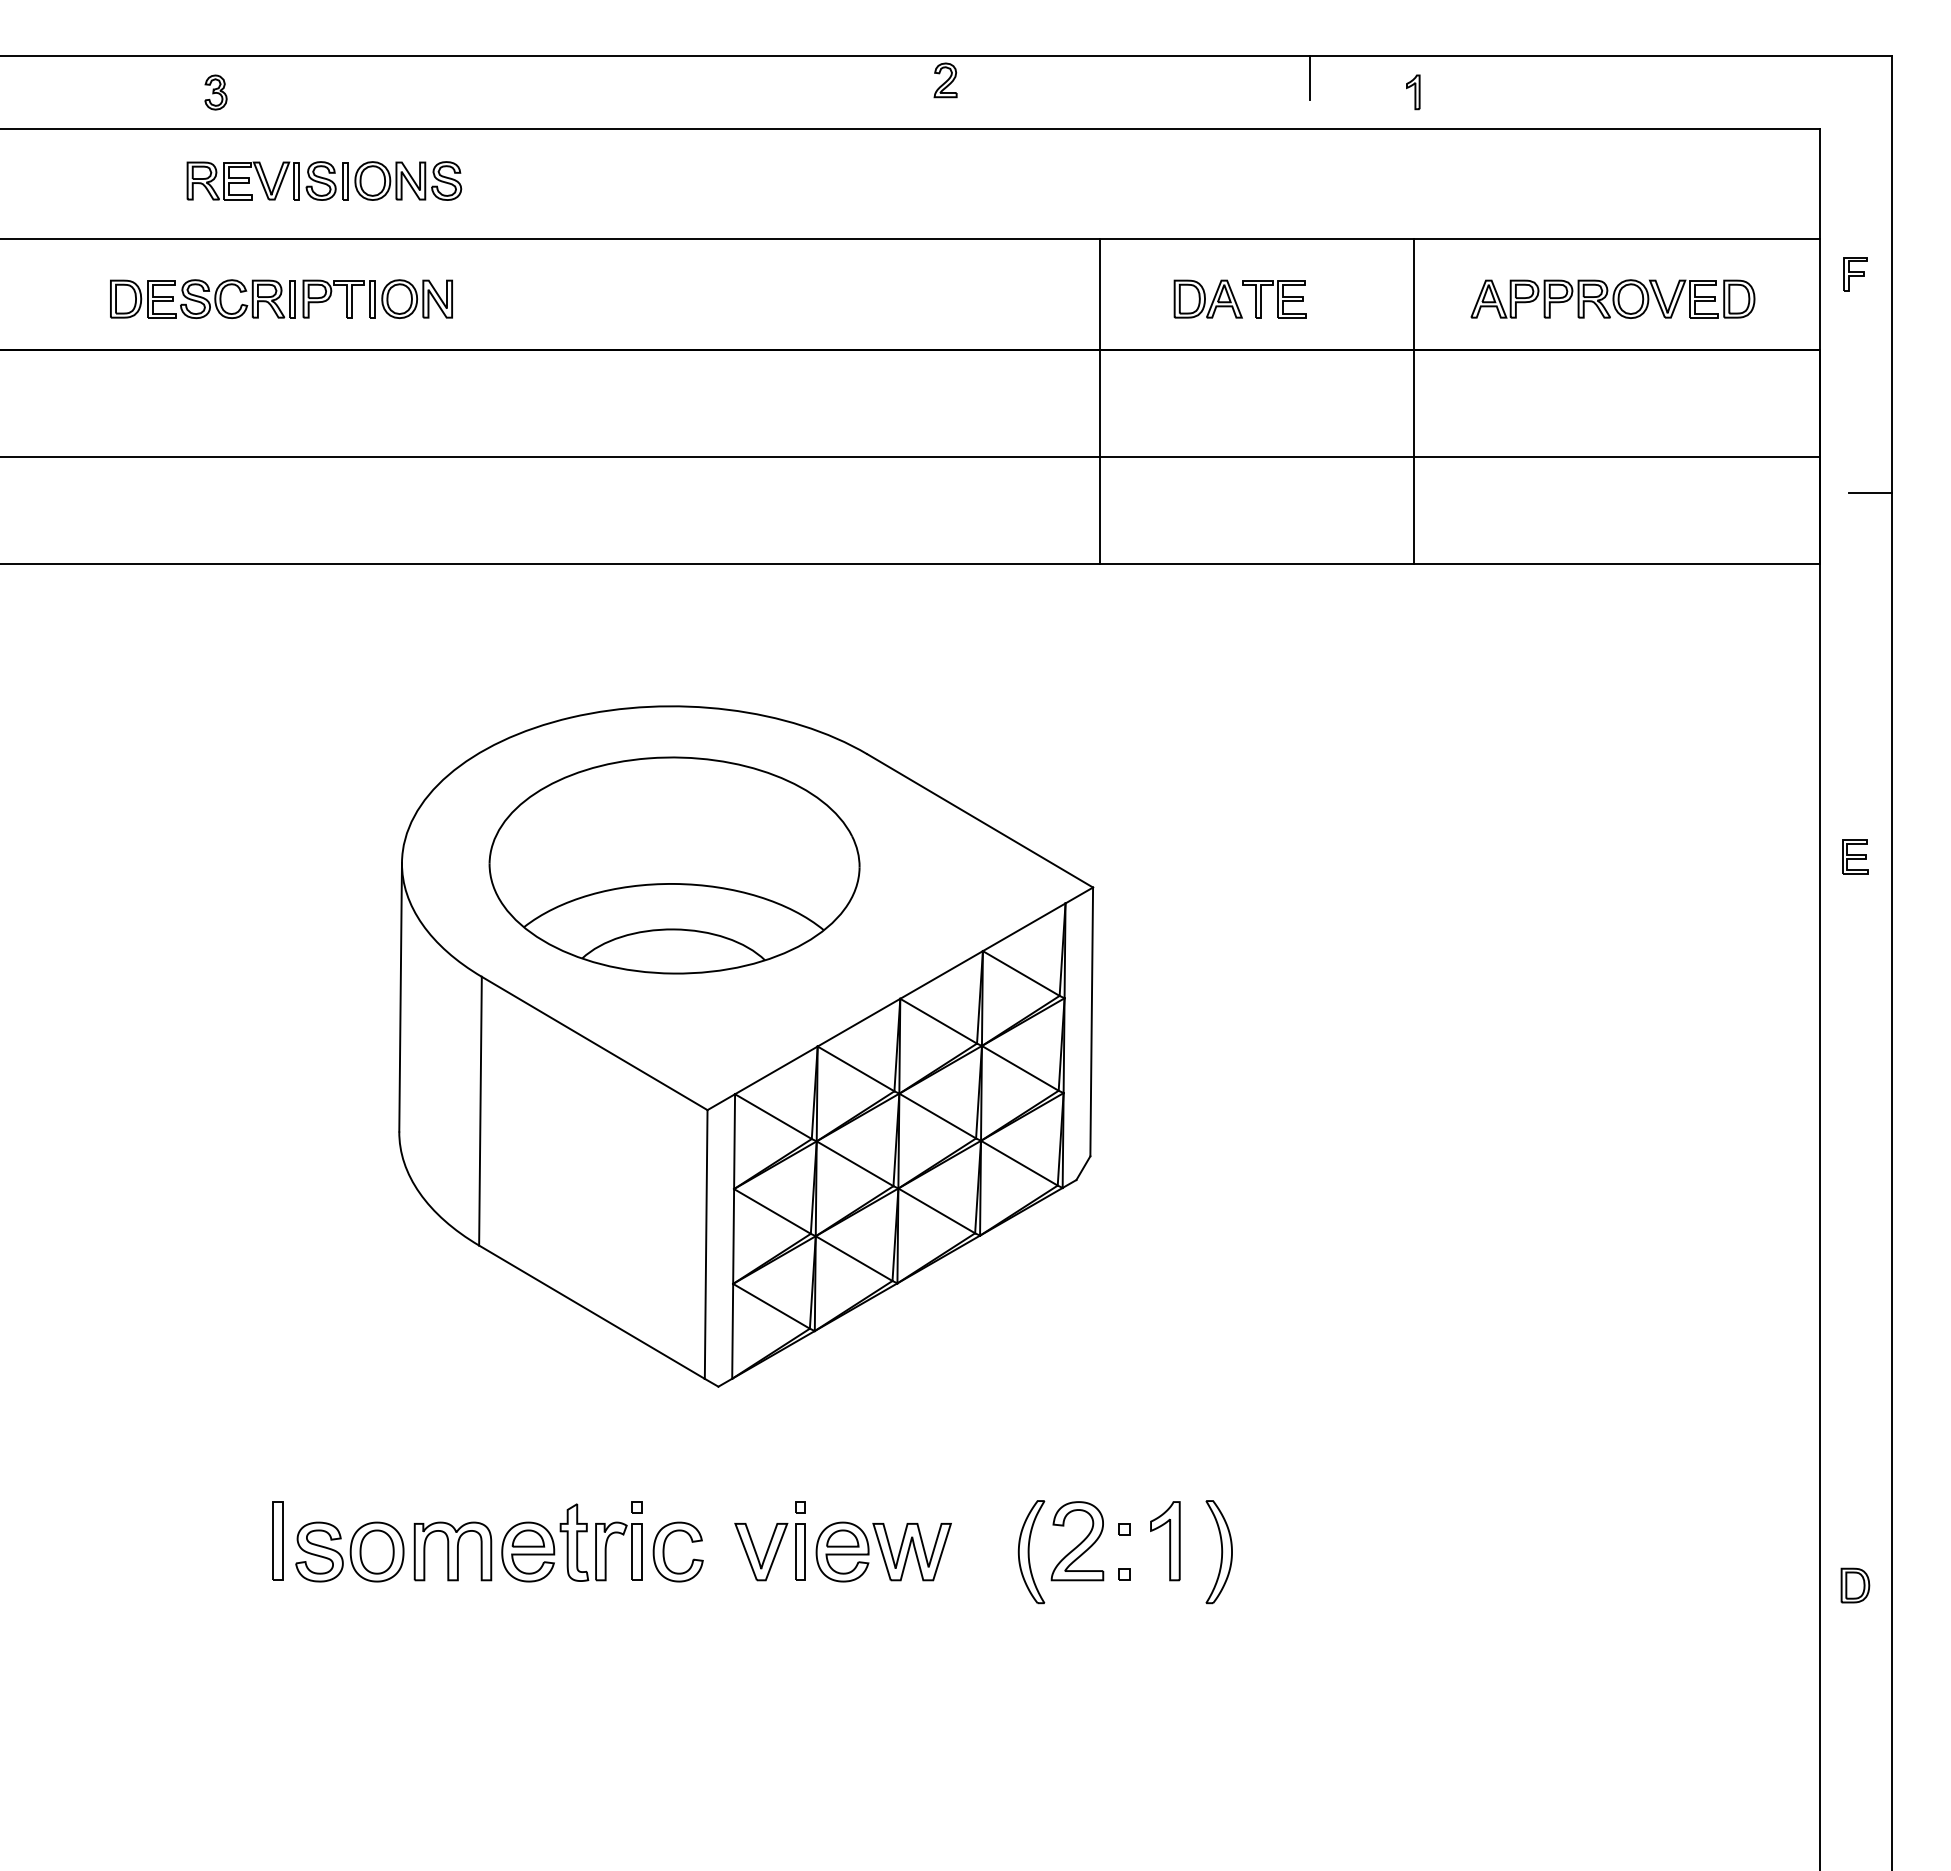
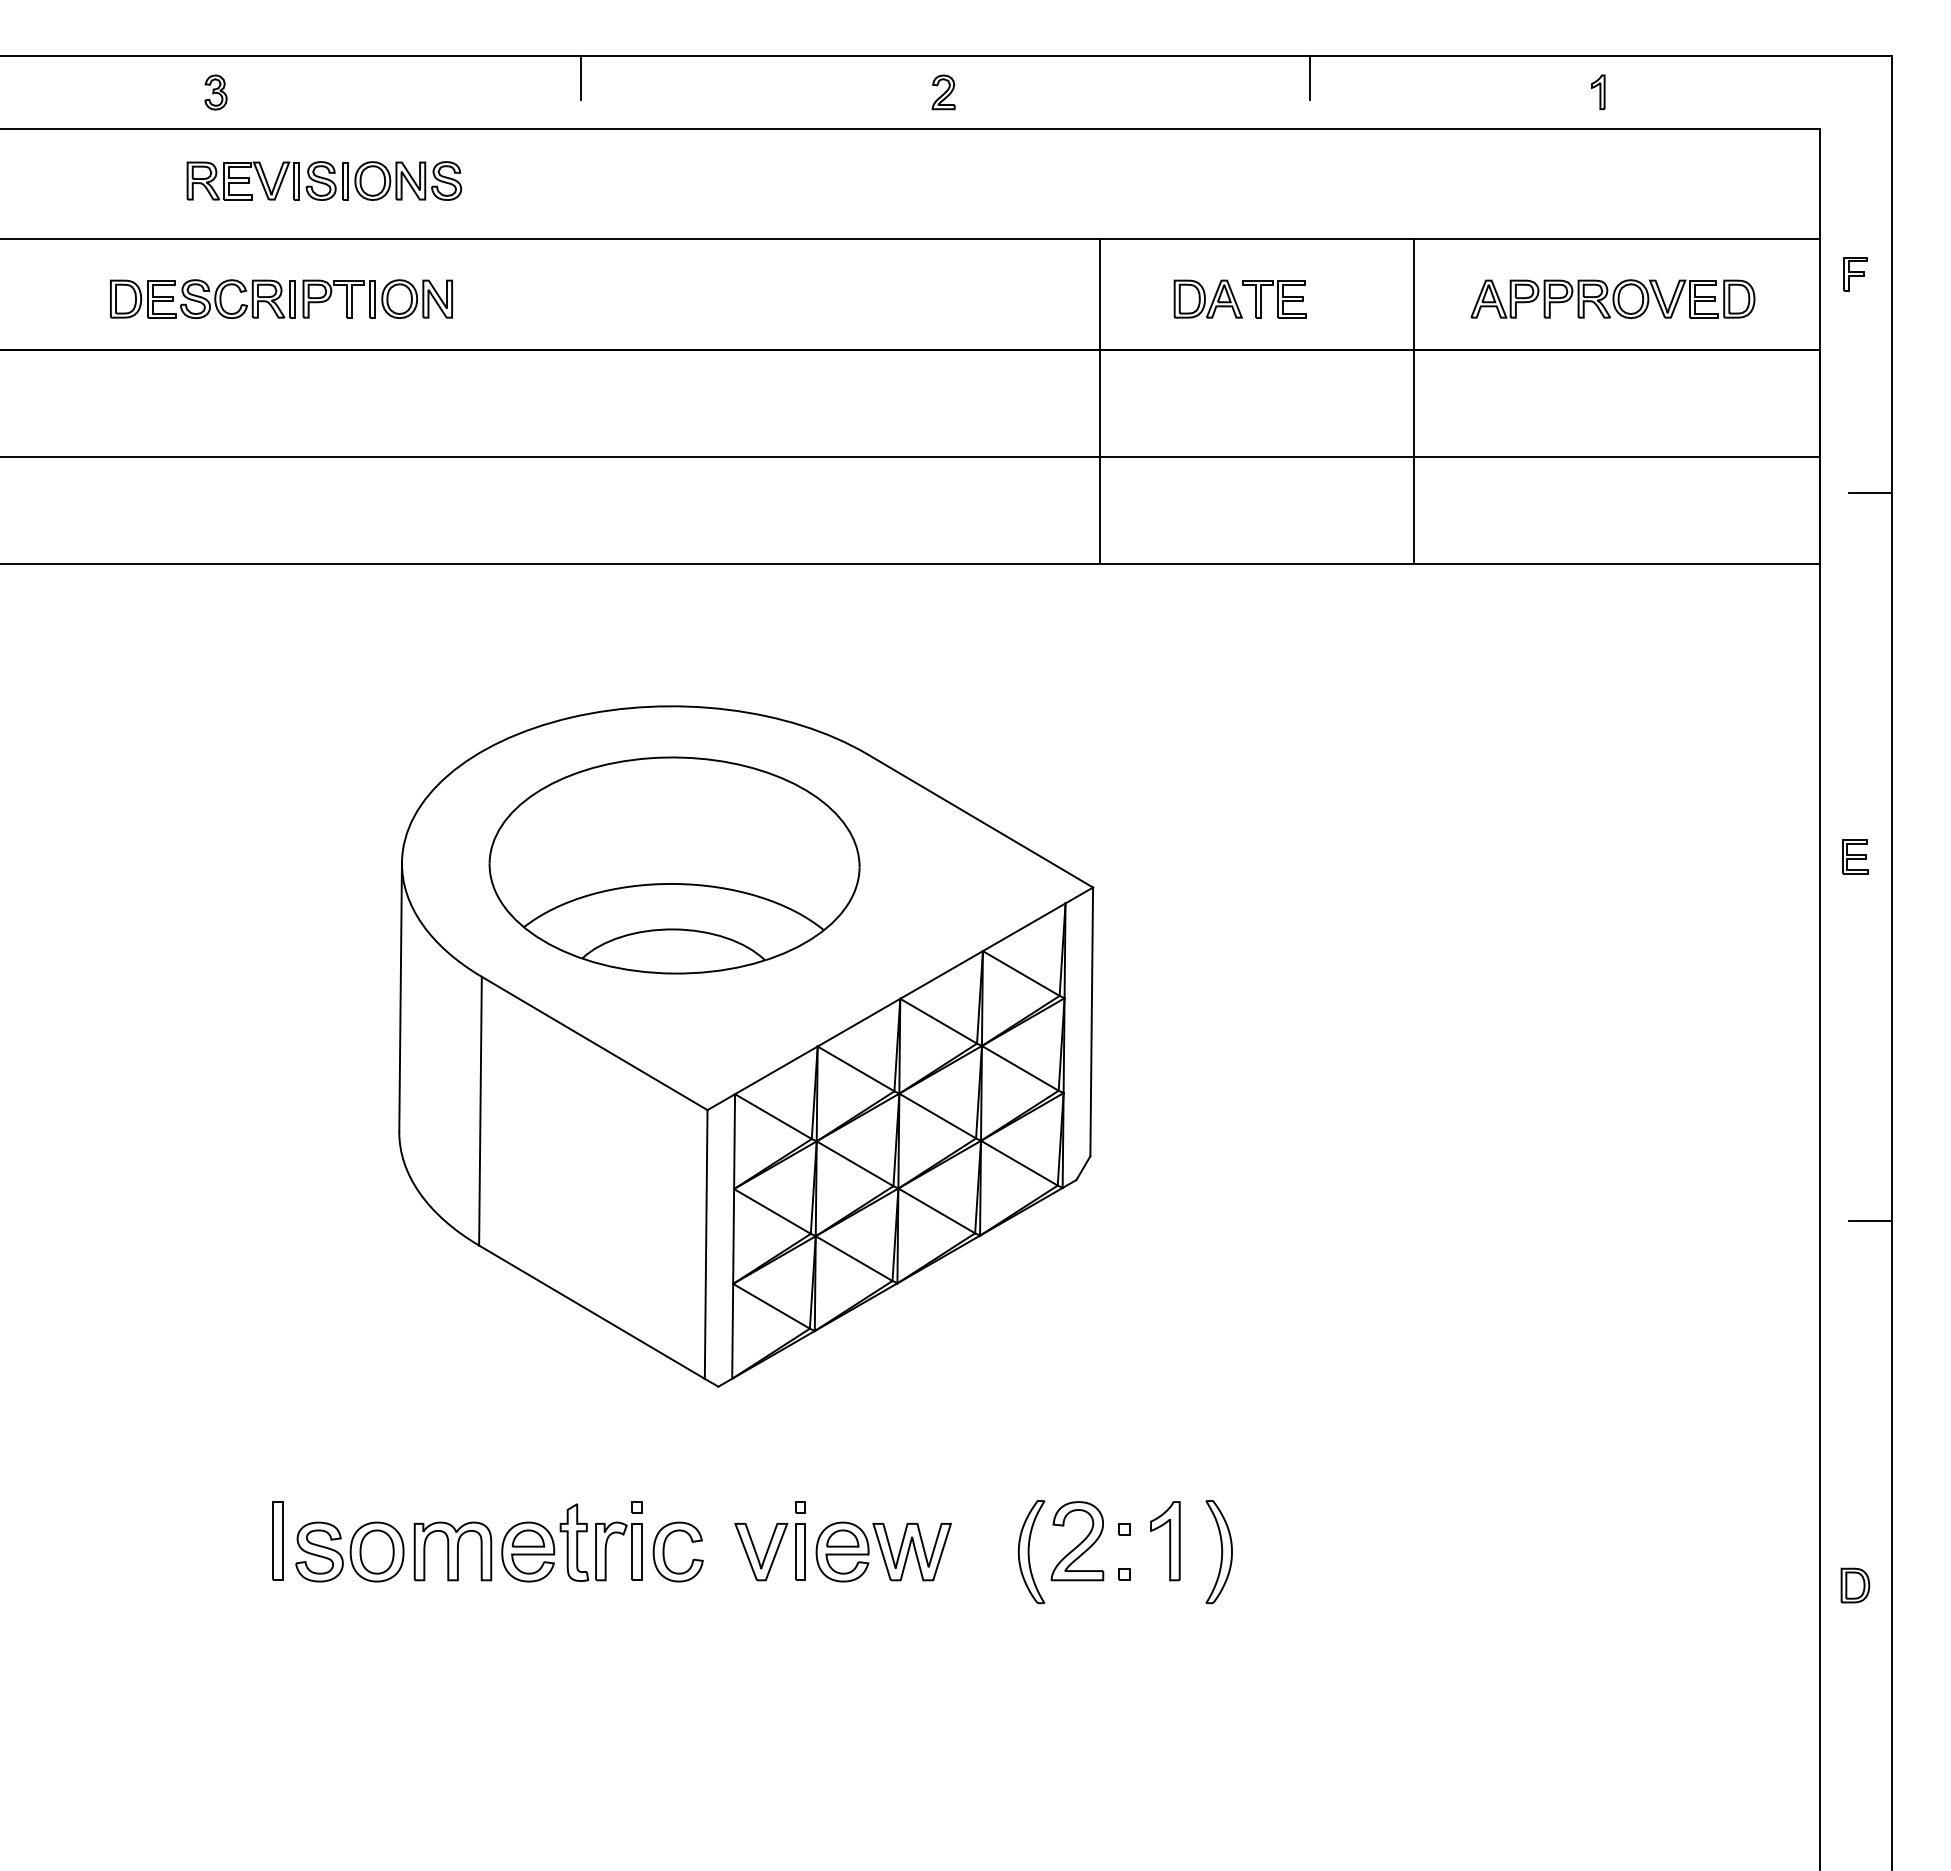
line: none -> present (581, 77)
part position: (945, 80) -> (943, 92) (943, 92)
part position: (1413, 92) -> (1598, 92) (1598, 92)
line: none -> present (1870, 1221)
